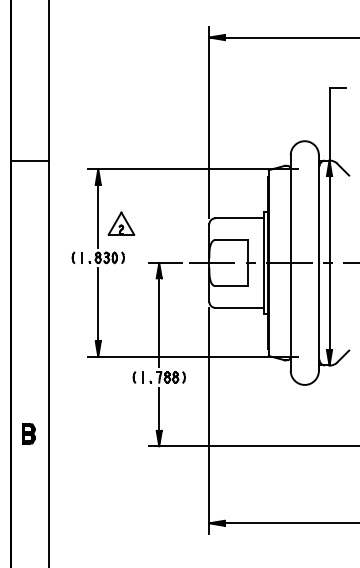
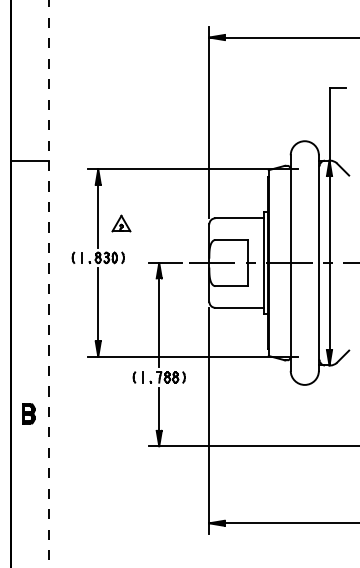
part size: 29x25 px -> 21x19 px (121, 223)
line: solid -> dashed (49, 284)
part position: (28, 433) -> (28, 413) (28, 413)
